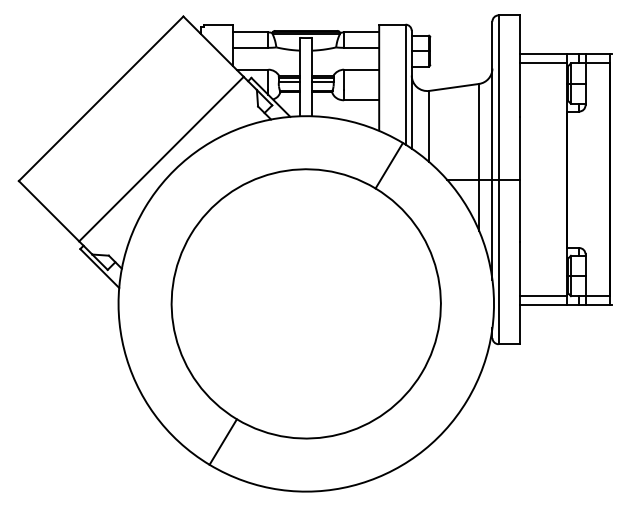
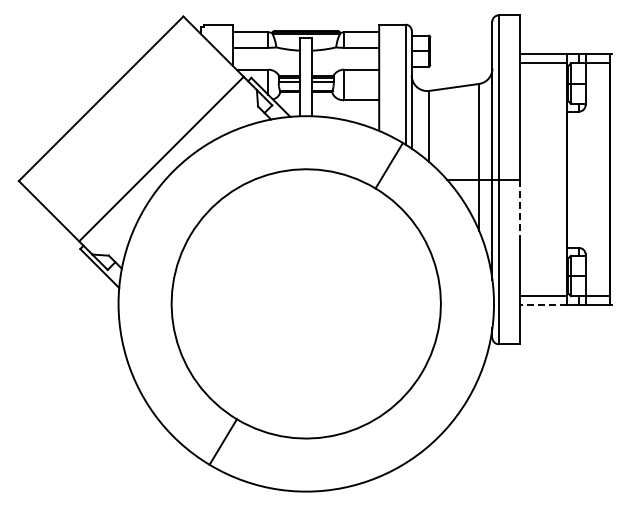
line: solid -> dashed (520, 211)
line: solid -> dashed (543, 305)
